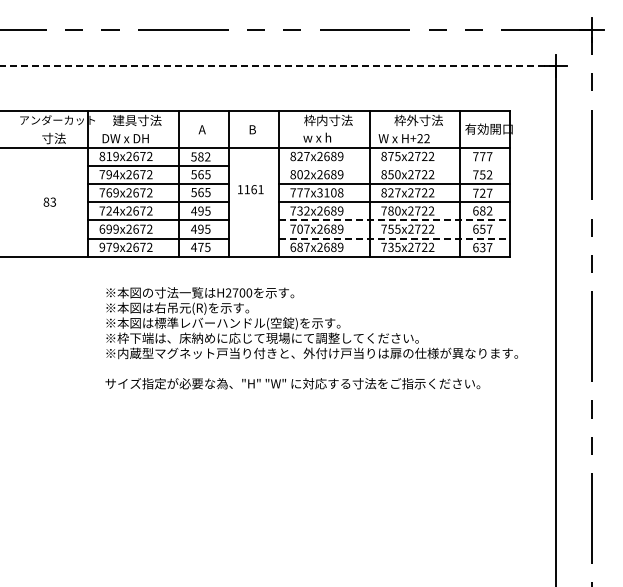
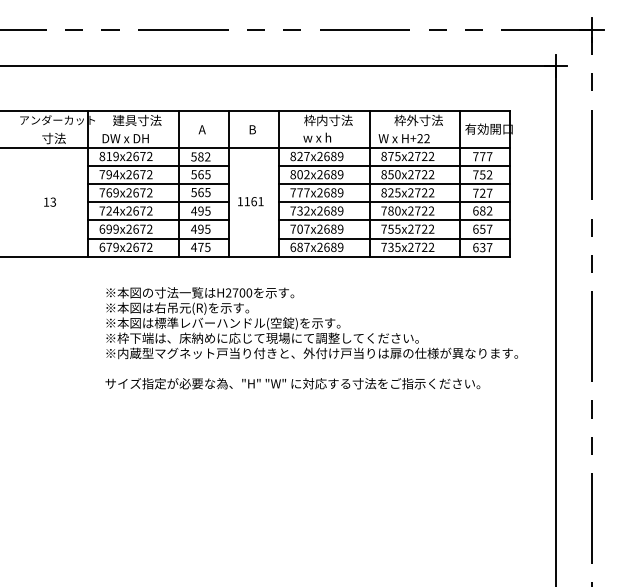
line: dashed -> solid (278, 65)
line: none -> present (394, 165)
text position: (250, 189) -> (250, 201) (250, 201)
text: 777x3108 -> 777x2689 (330, 192)
text: 827x2722 -> 825x2722 (397, 192)
text: 83 -> 13 (46, 201)
line: dashed -> solid (394, 220)
line: dashed -> solid (394, 238)
text: 979x2672 -> 679x2672 (102, 246)
